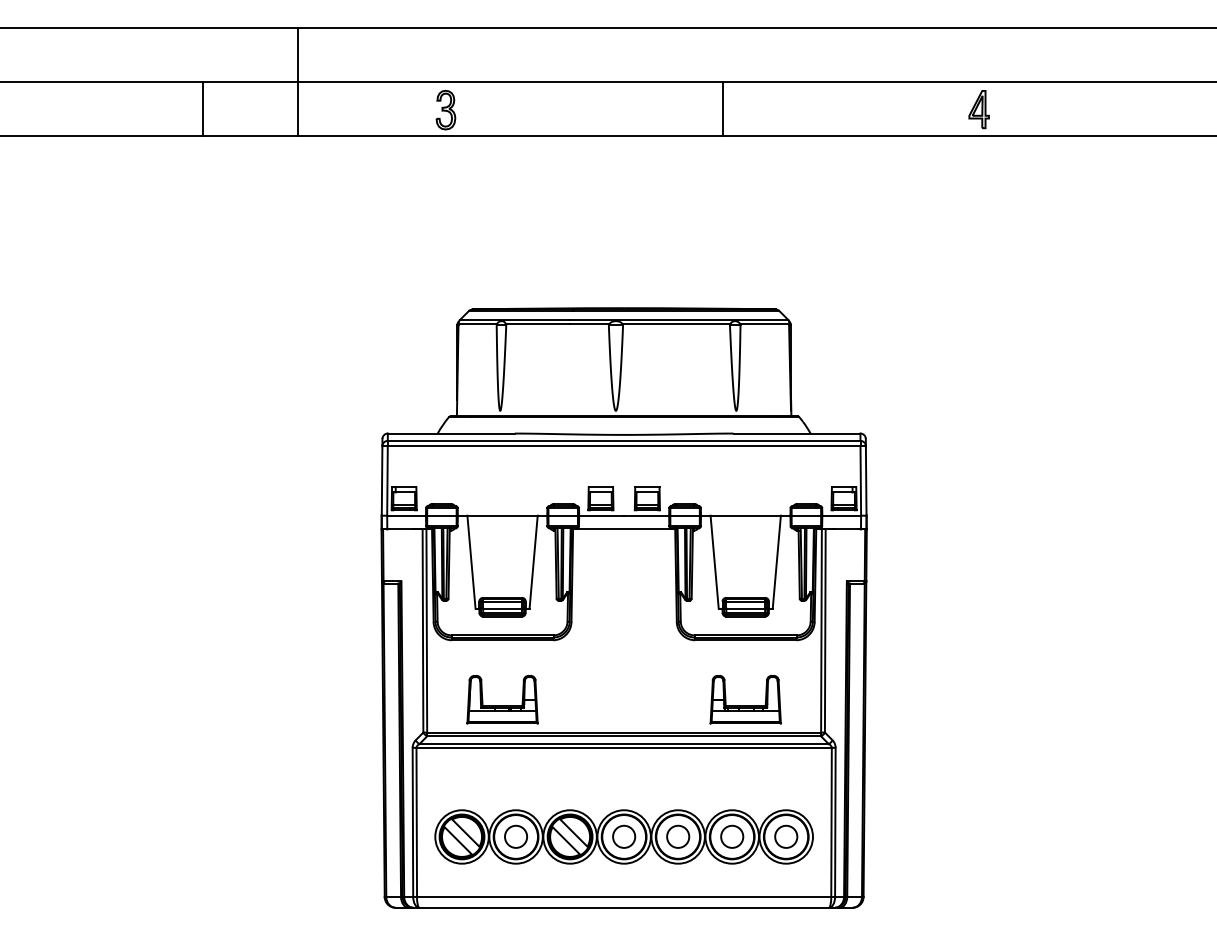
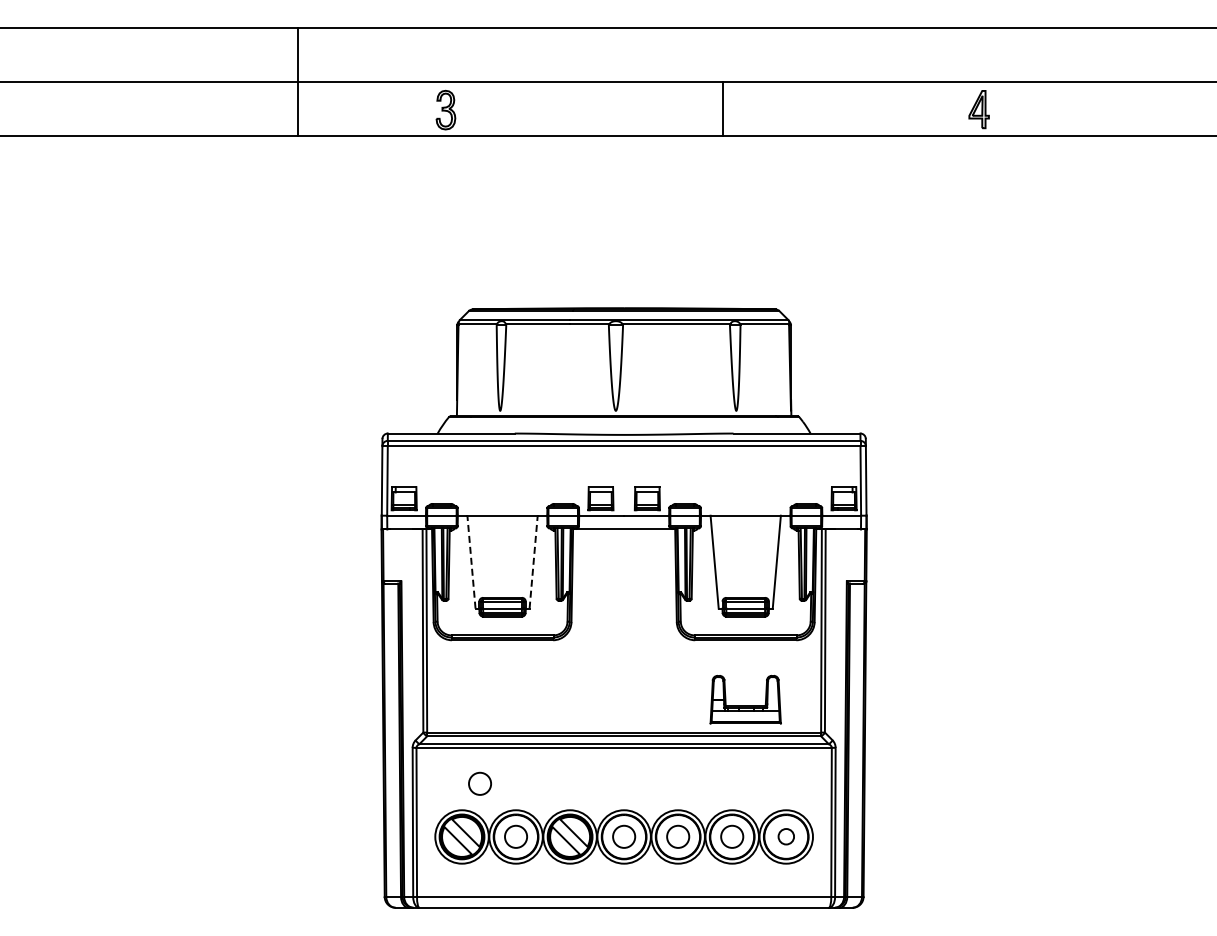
line: present -> none (202, 109)
line: solid -> dashed (471, 562)
line: solid -> dashed (533, 562)
part: present -> none (502, 699)
circle: none -> present (479, 783)
circle size: 25x25 px -> 18x18 px (785, 836)
